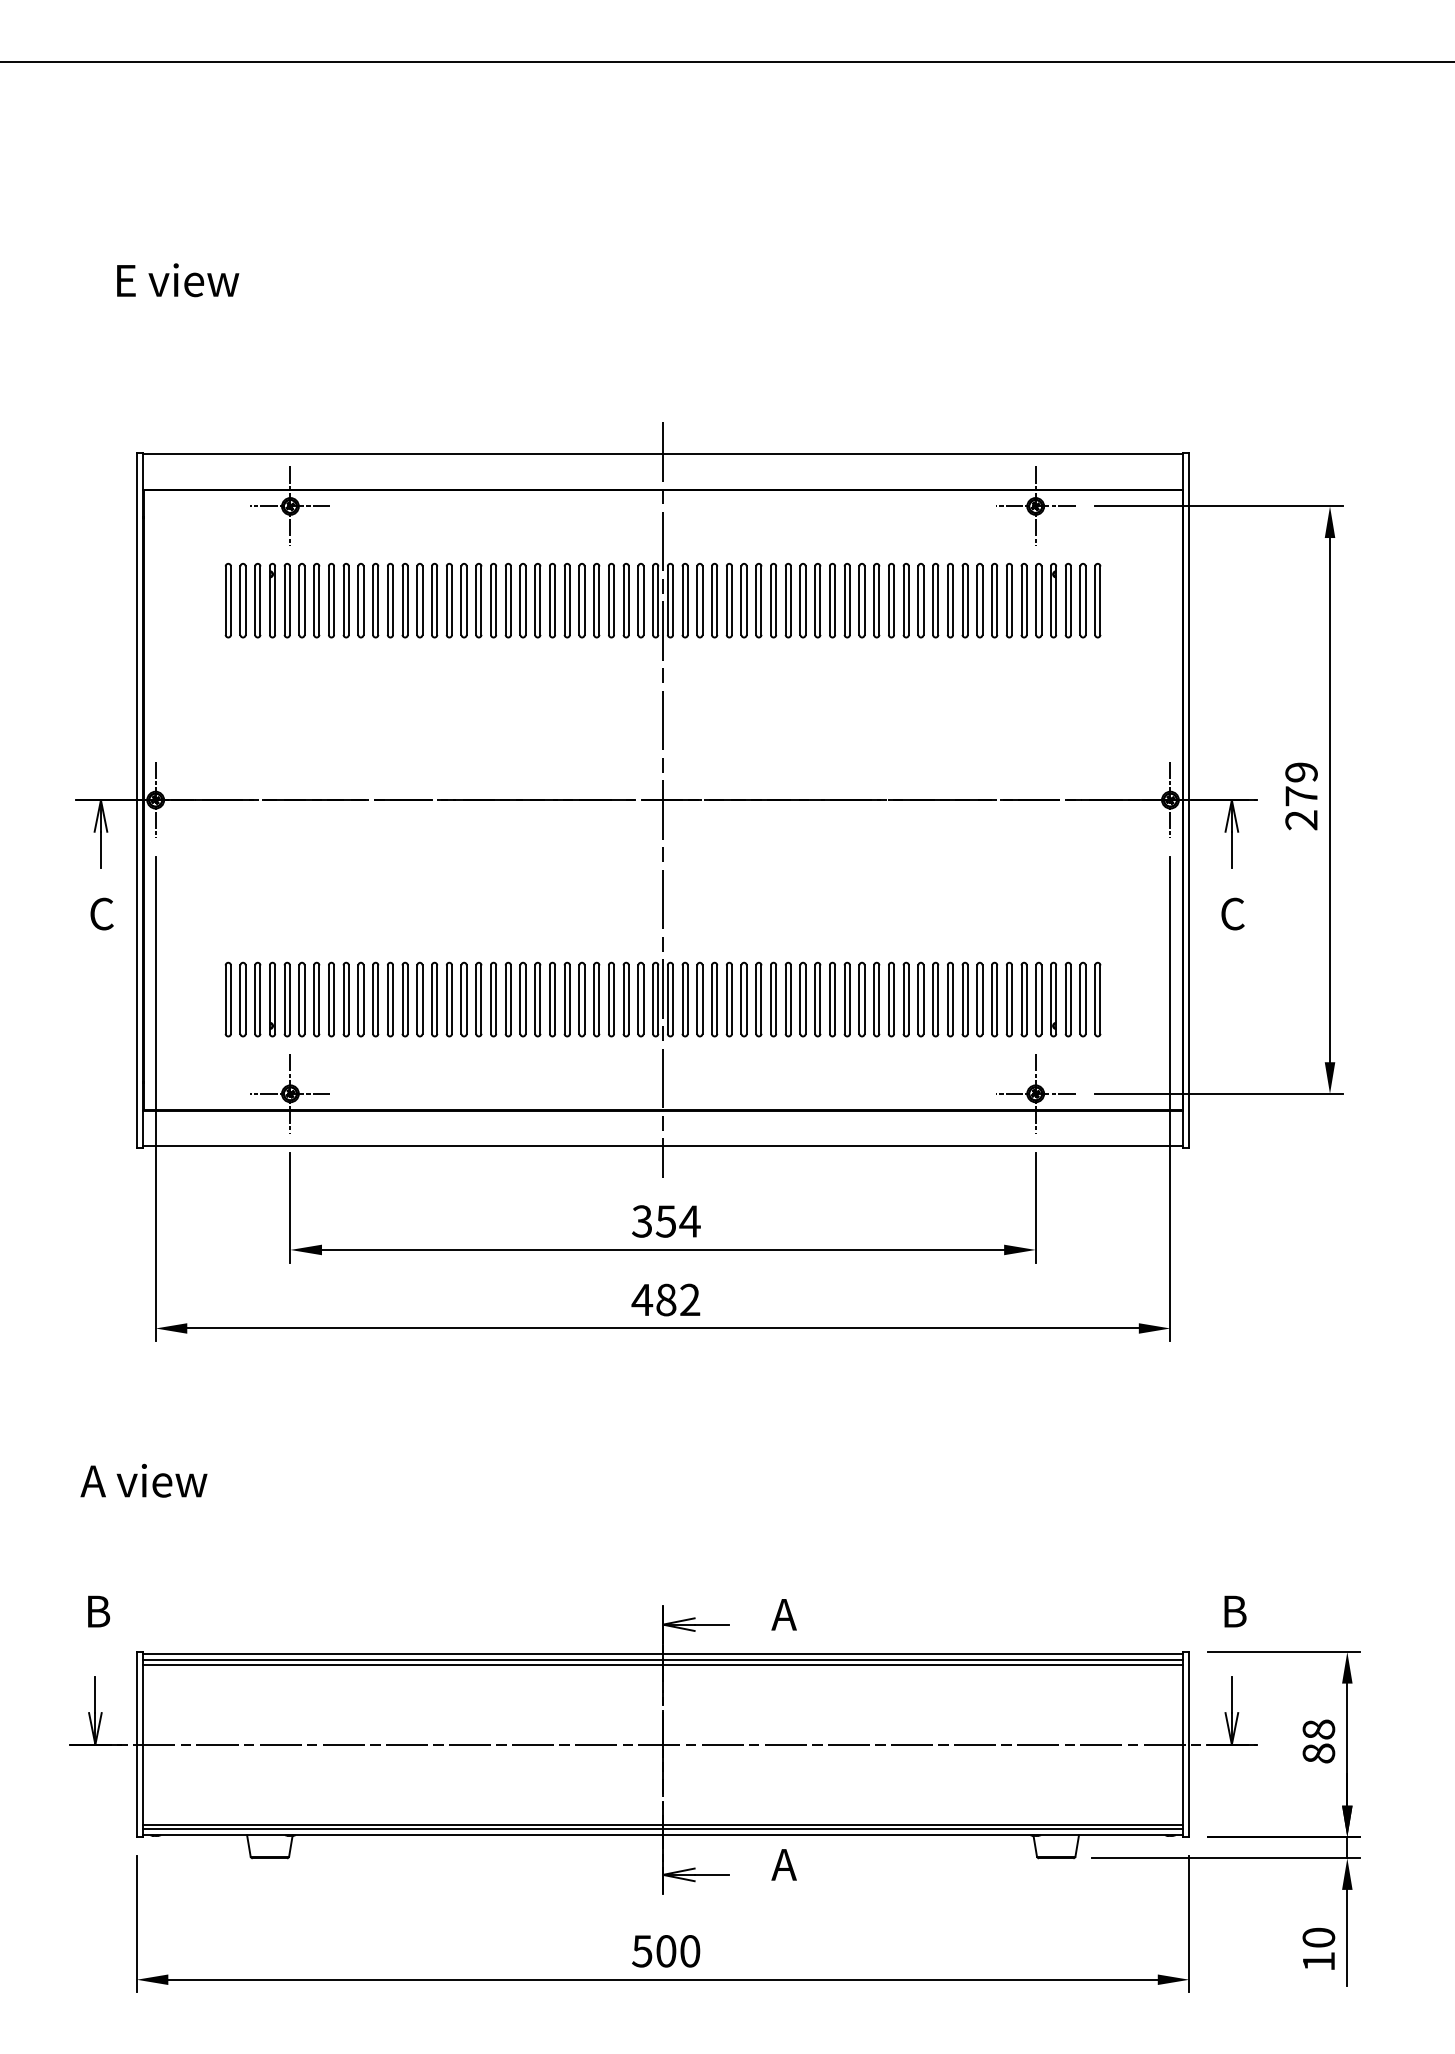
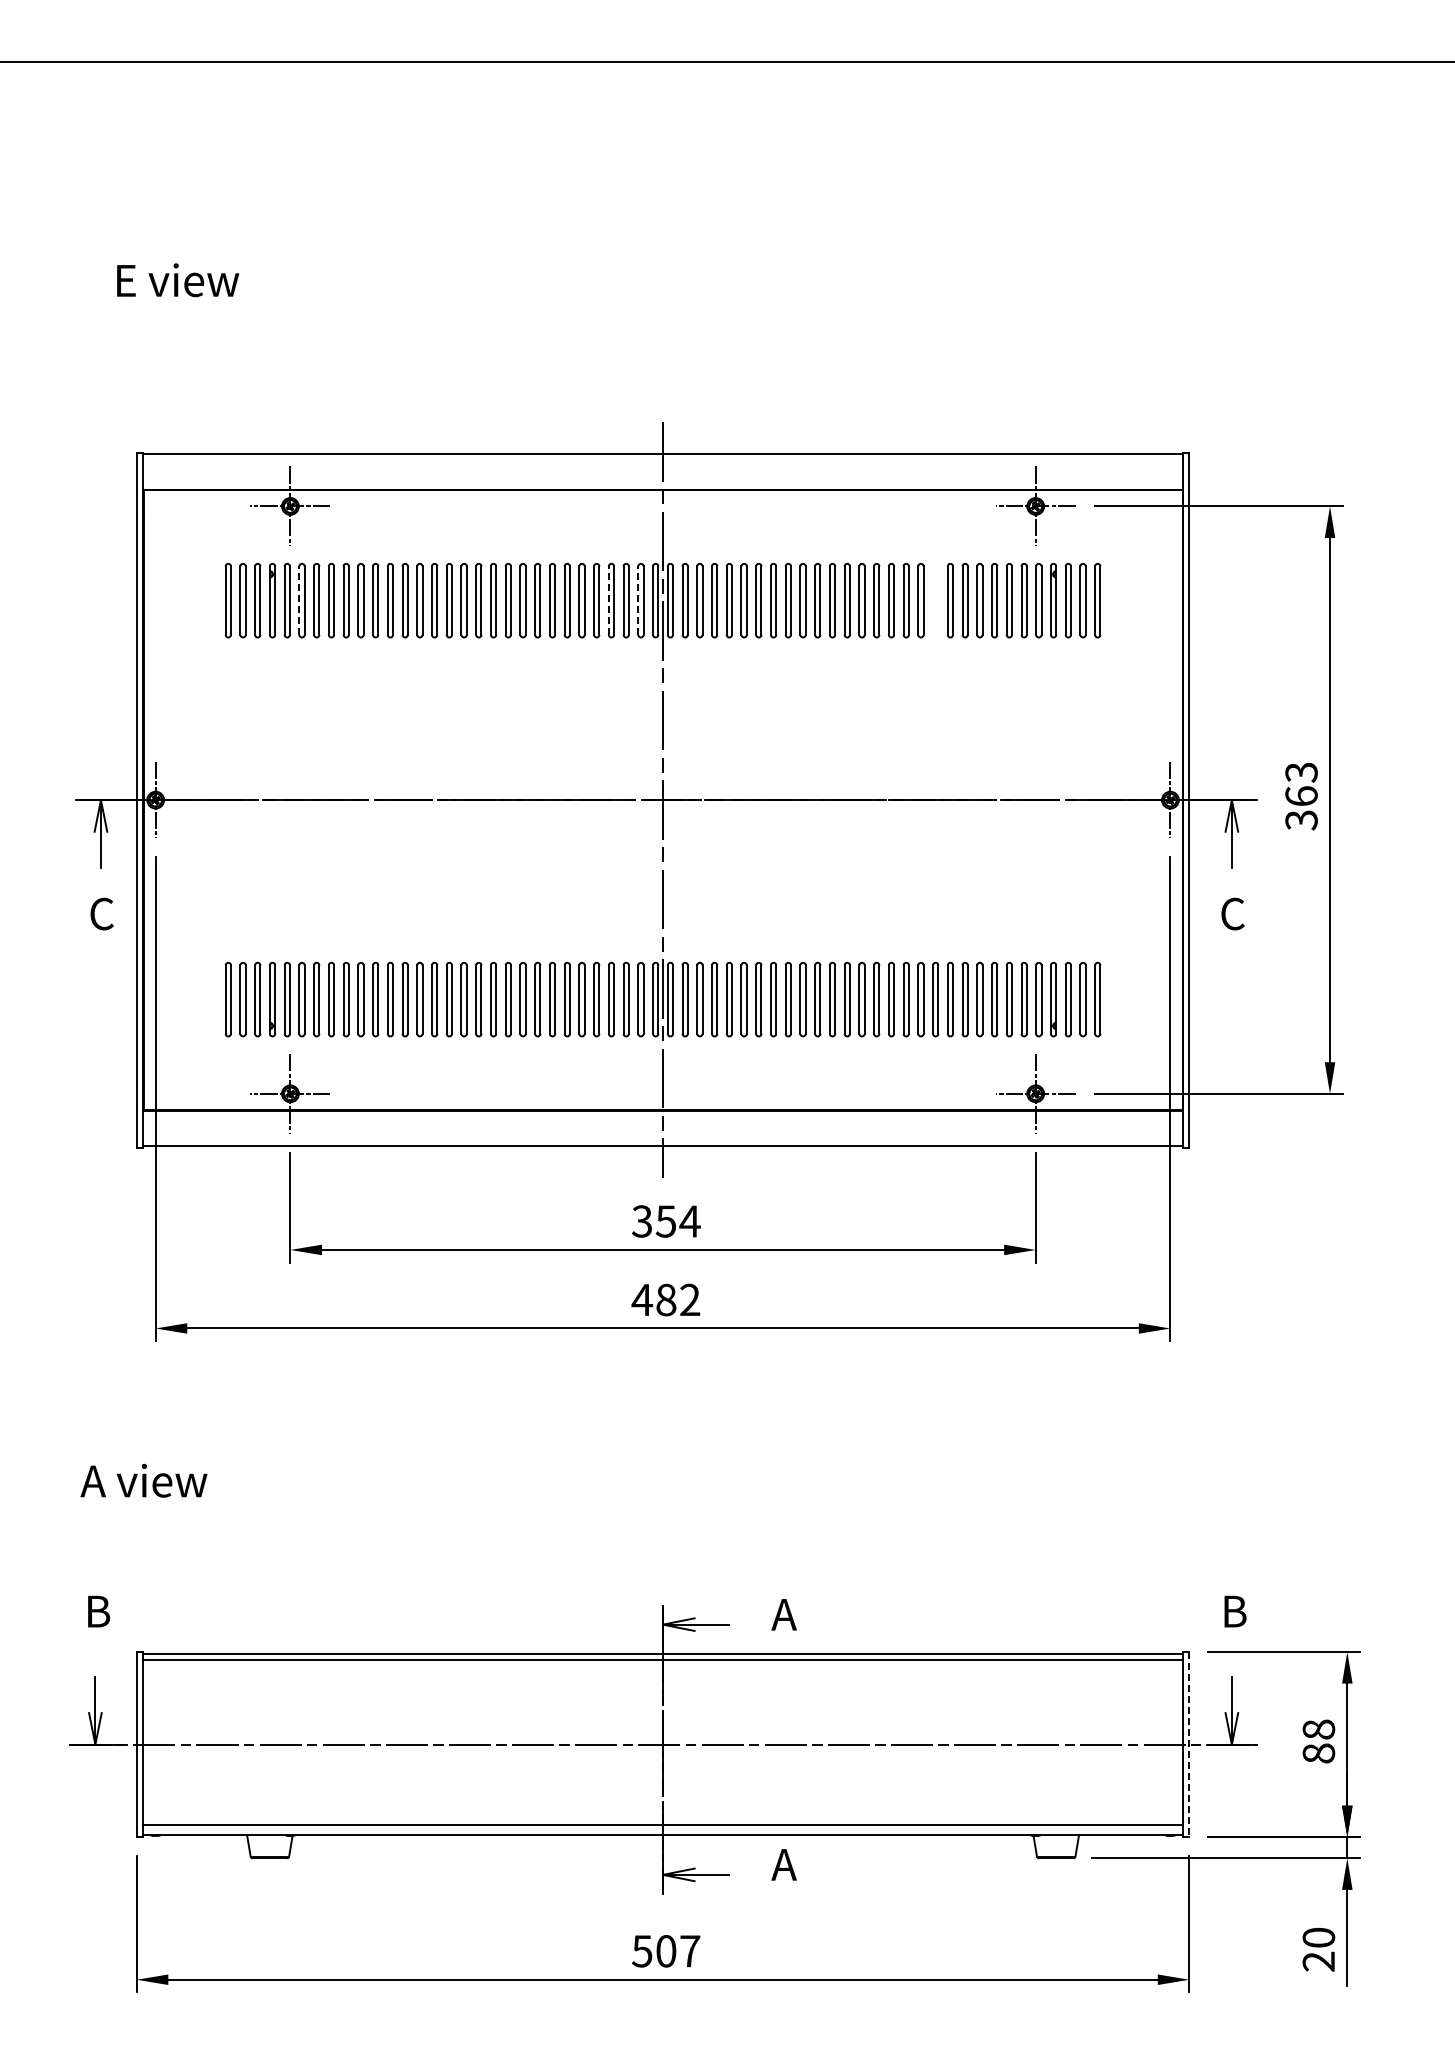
line: solid -> dashed (299, 600)
line: solid -> dashed (608, 600)
line: solid -> dashed (638, 600)
part: present -> none (935, 600)
text: 279 -> 363 (1301, 796)
line: present -> none (663, 1664)
line: solid -> dashed (1189, 1744)
line: present -> none (663, 1828)
text: 500 -> 507 (690, 1951)
text: 10 -> 20 (1318, 1961)
